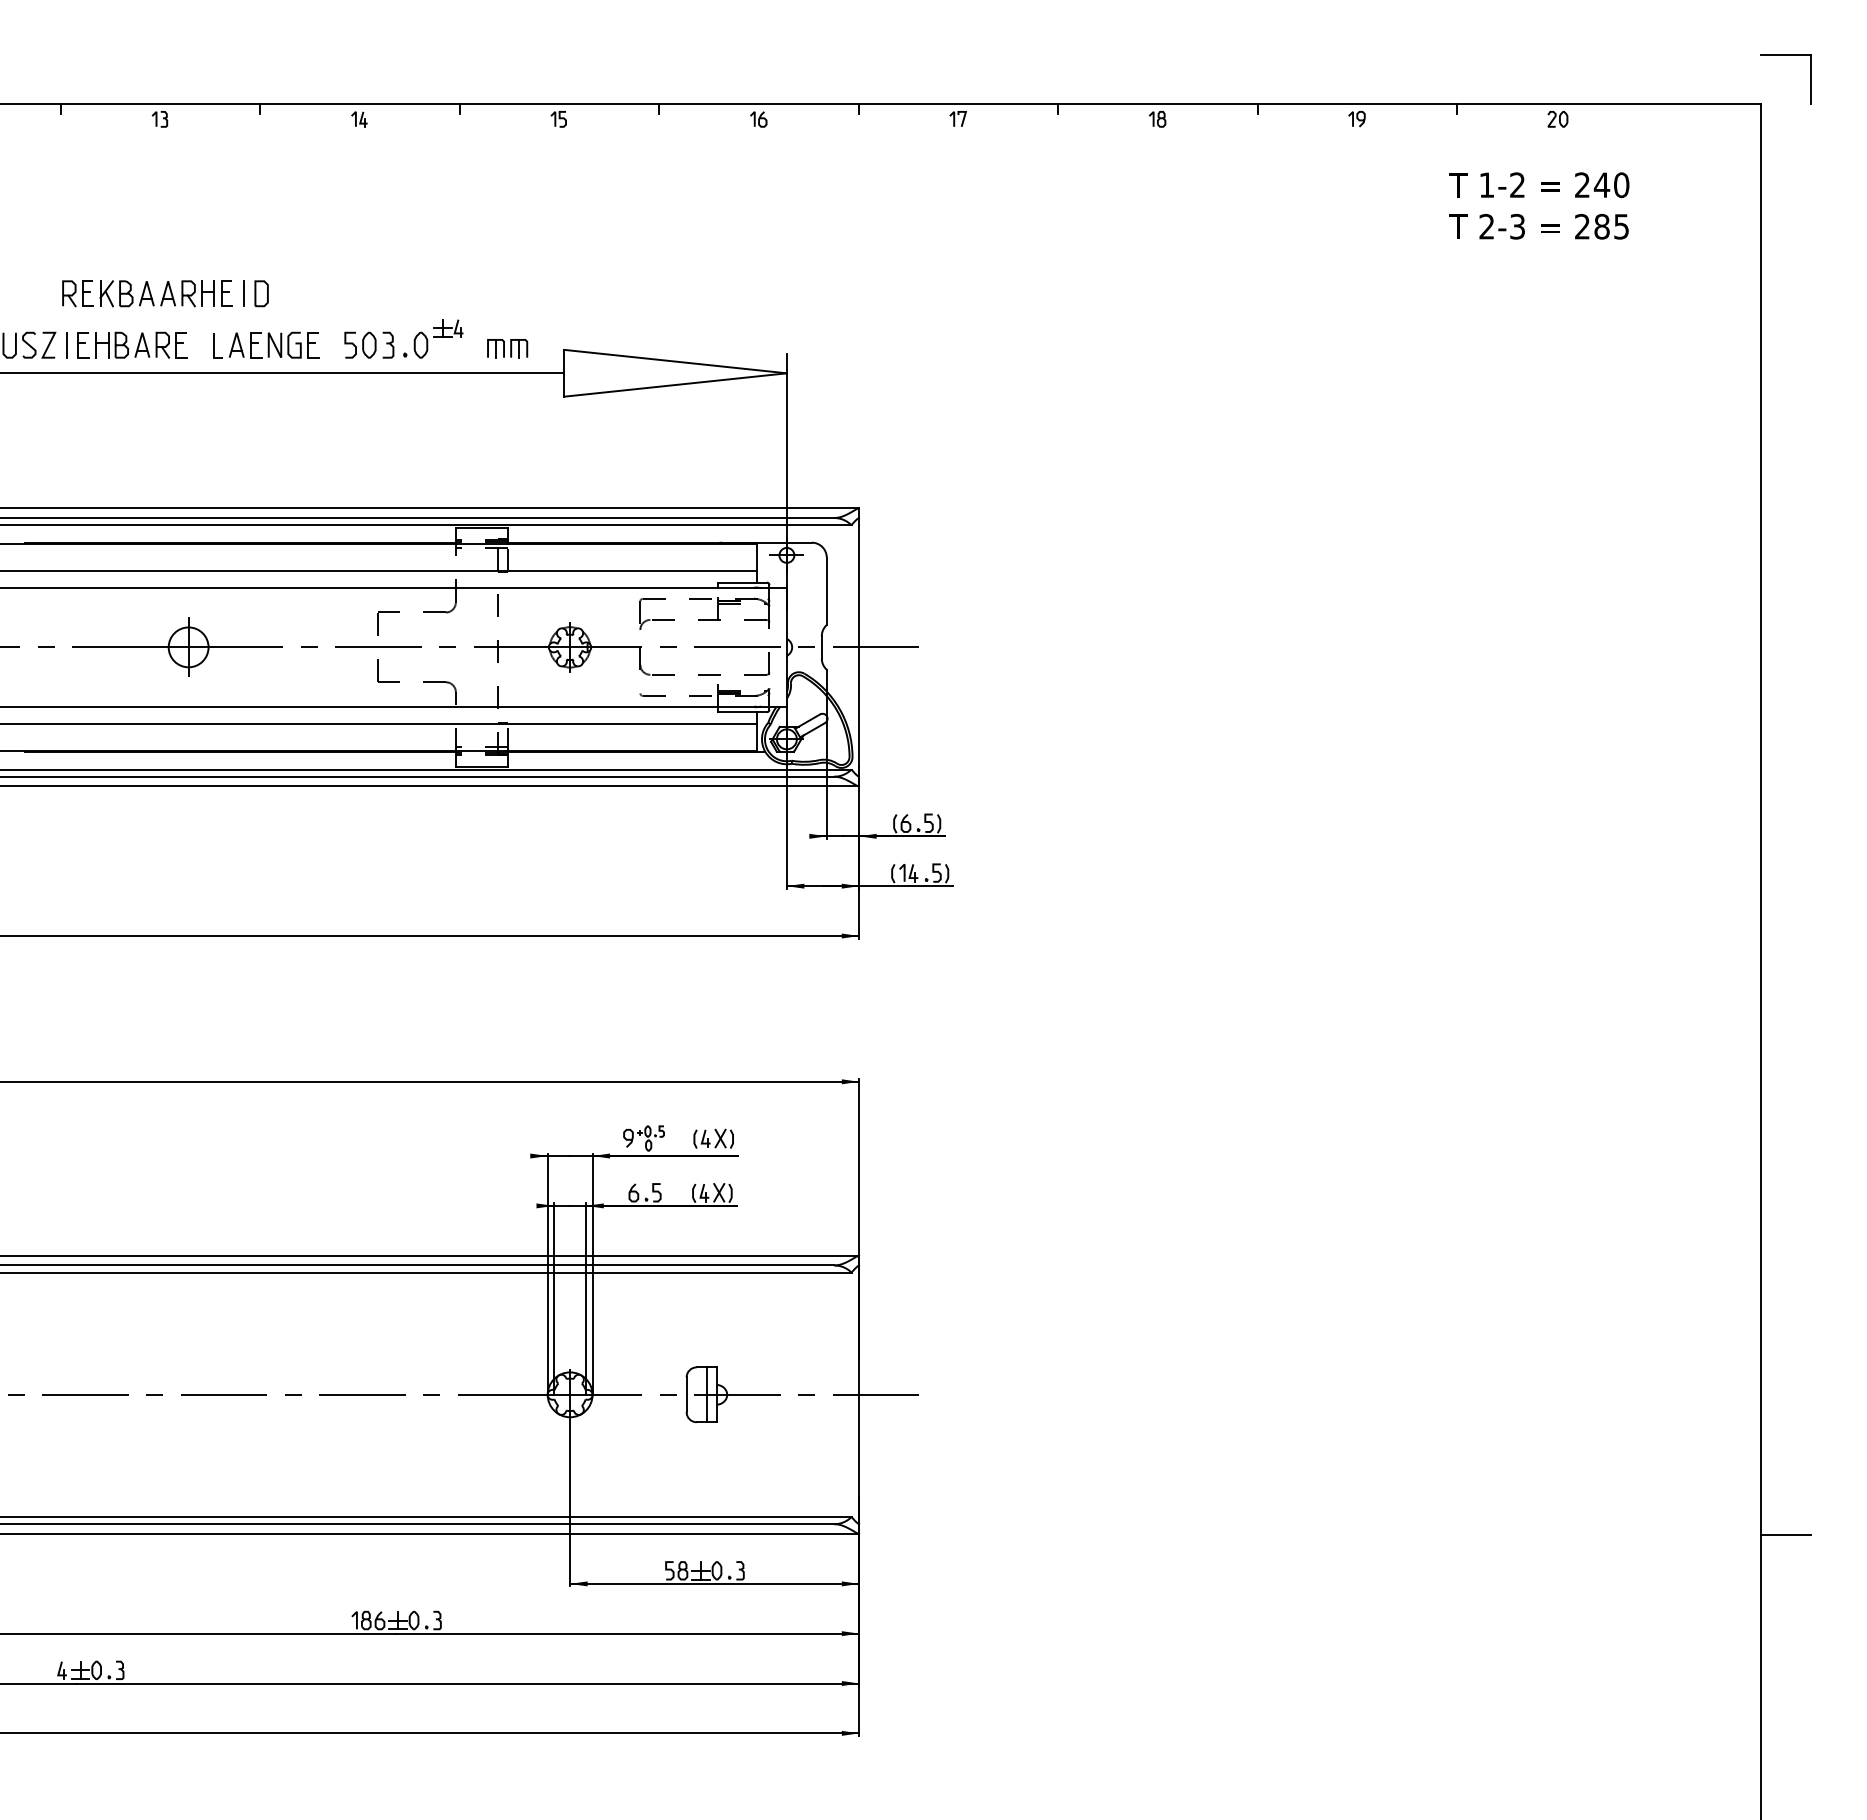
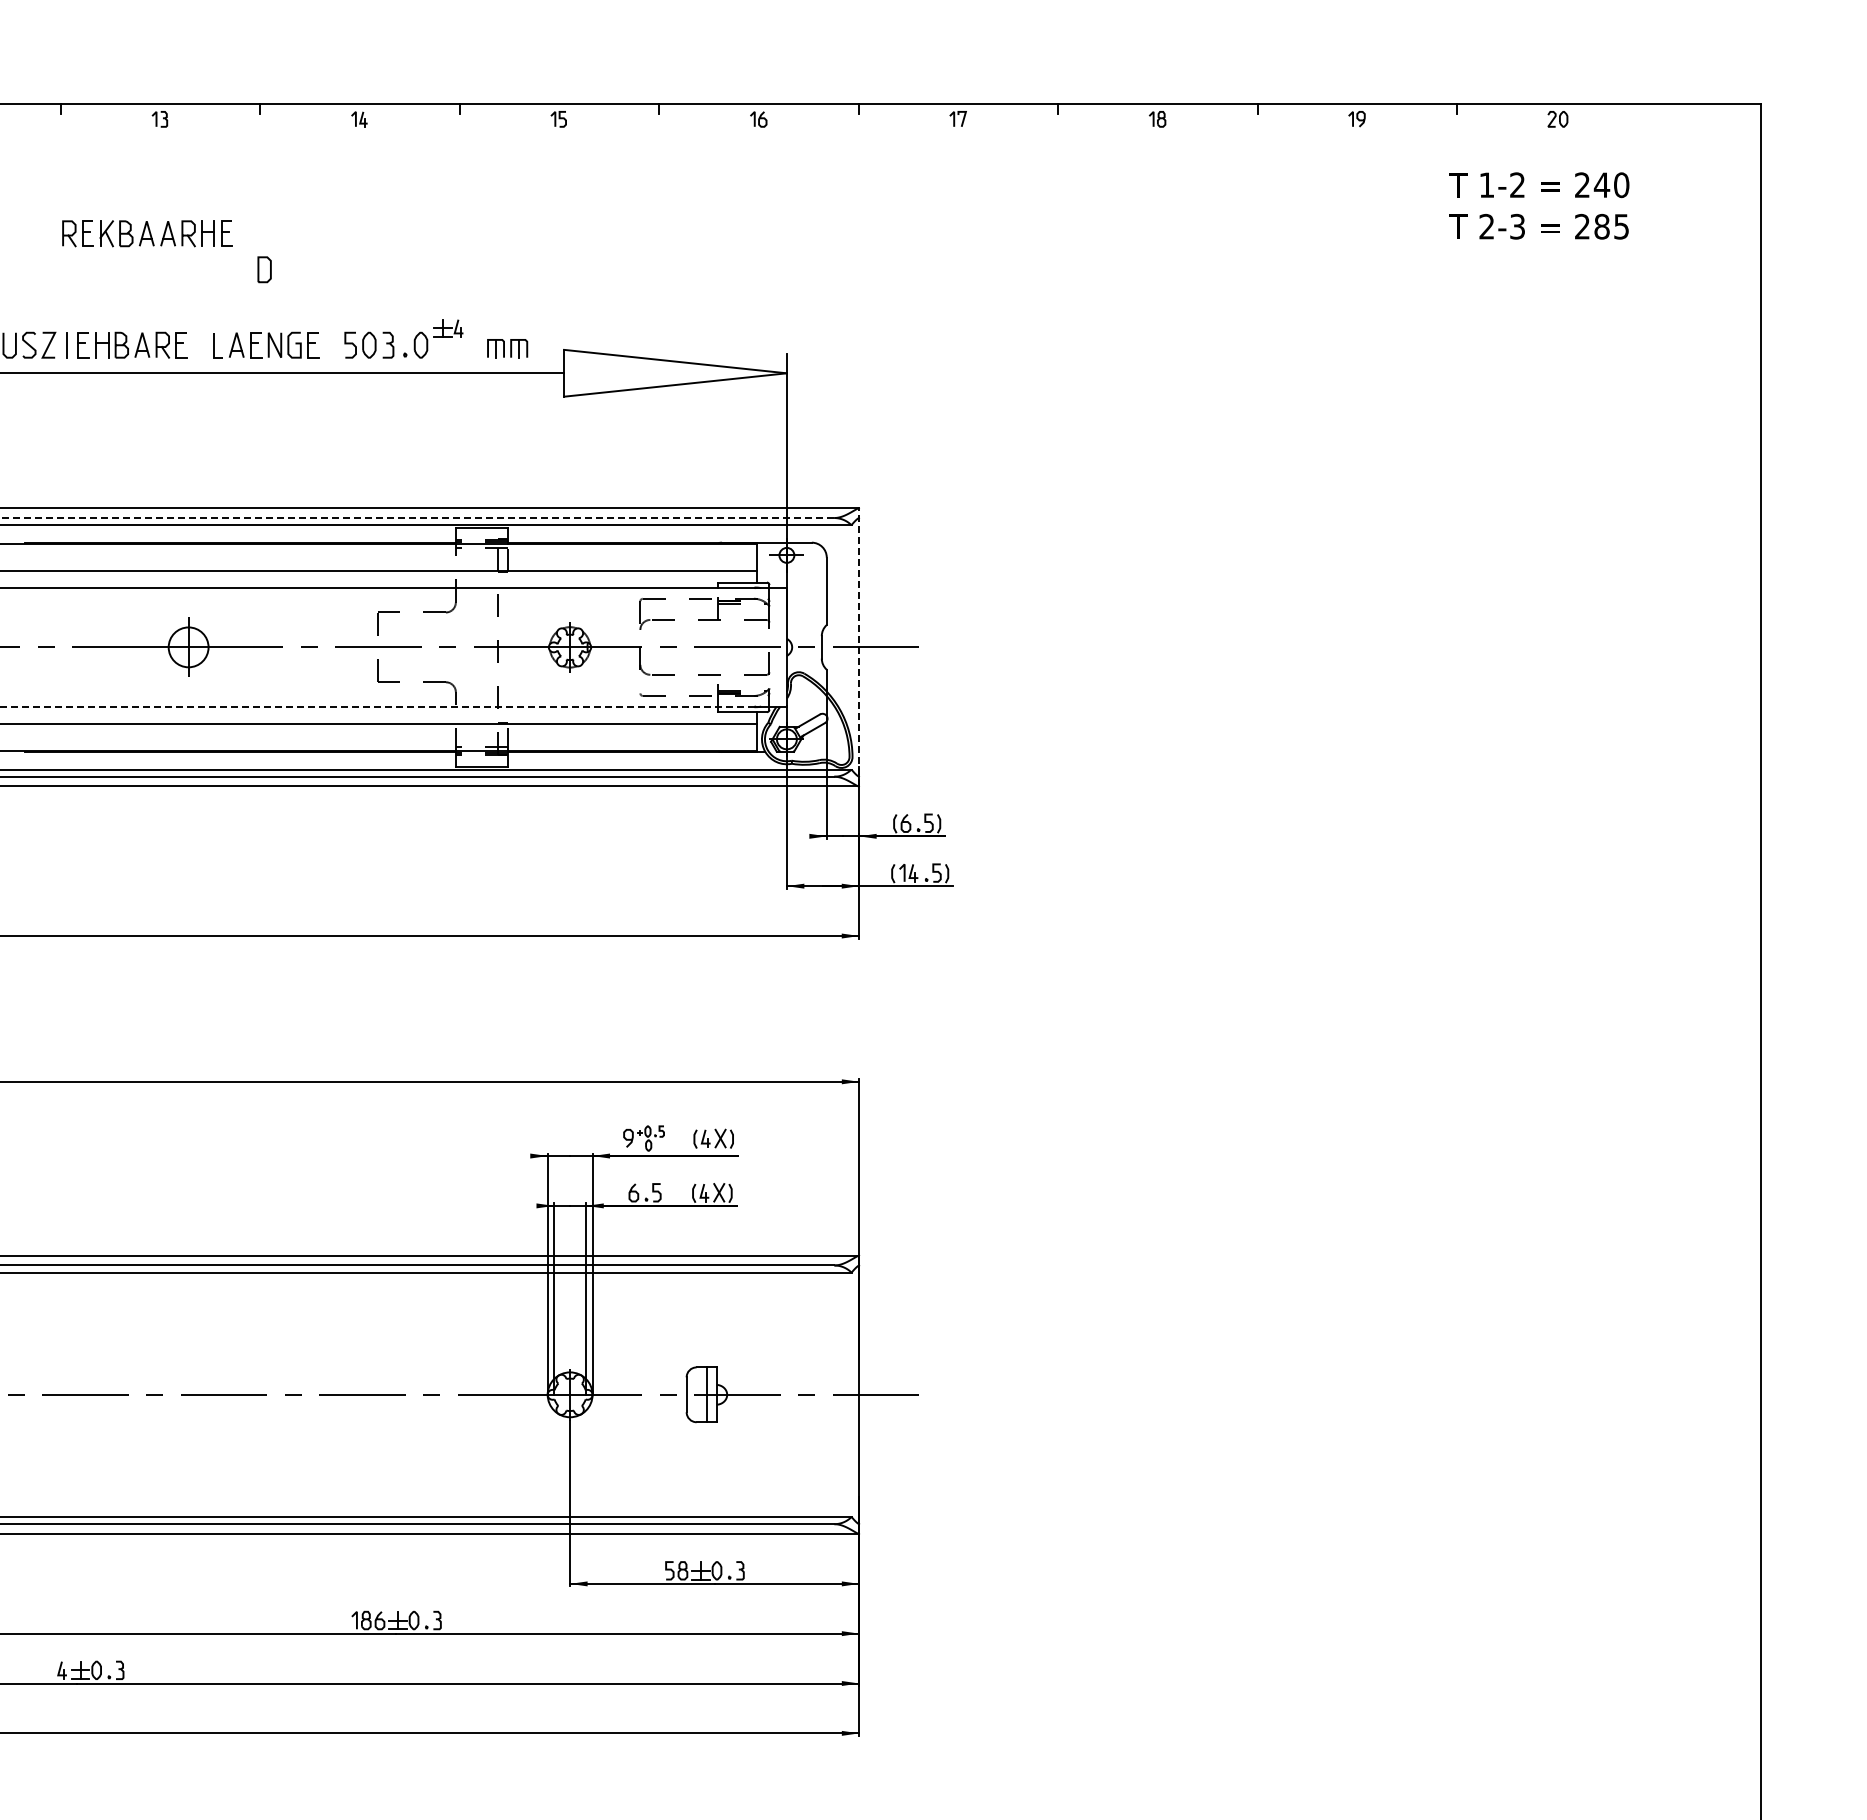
part: present -> none (1785, 55)
part position: (147, 293) -> (147, 233) (147, 233)
line: present -> none (244, 293)
part position: (261, 293) -> (264, 269) (264, 269)
line: solid -> dashed (417, 518)
line: solid -> dashed (859, 647)
line: solid -> dashed (377, 707)
line: present -> none (1785, 1535)
